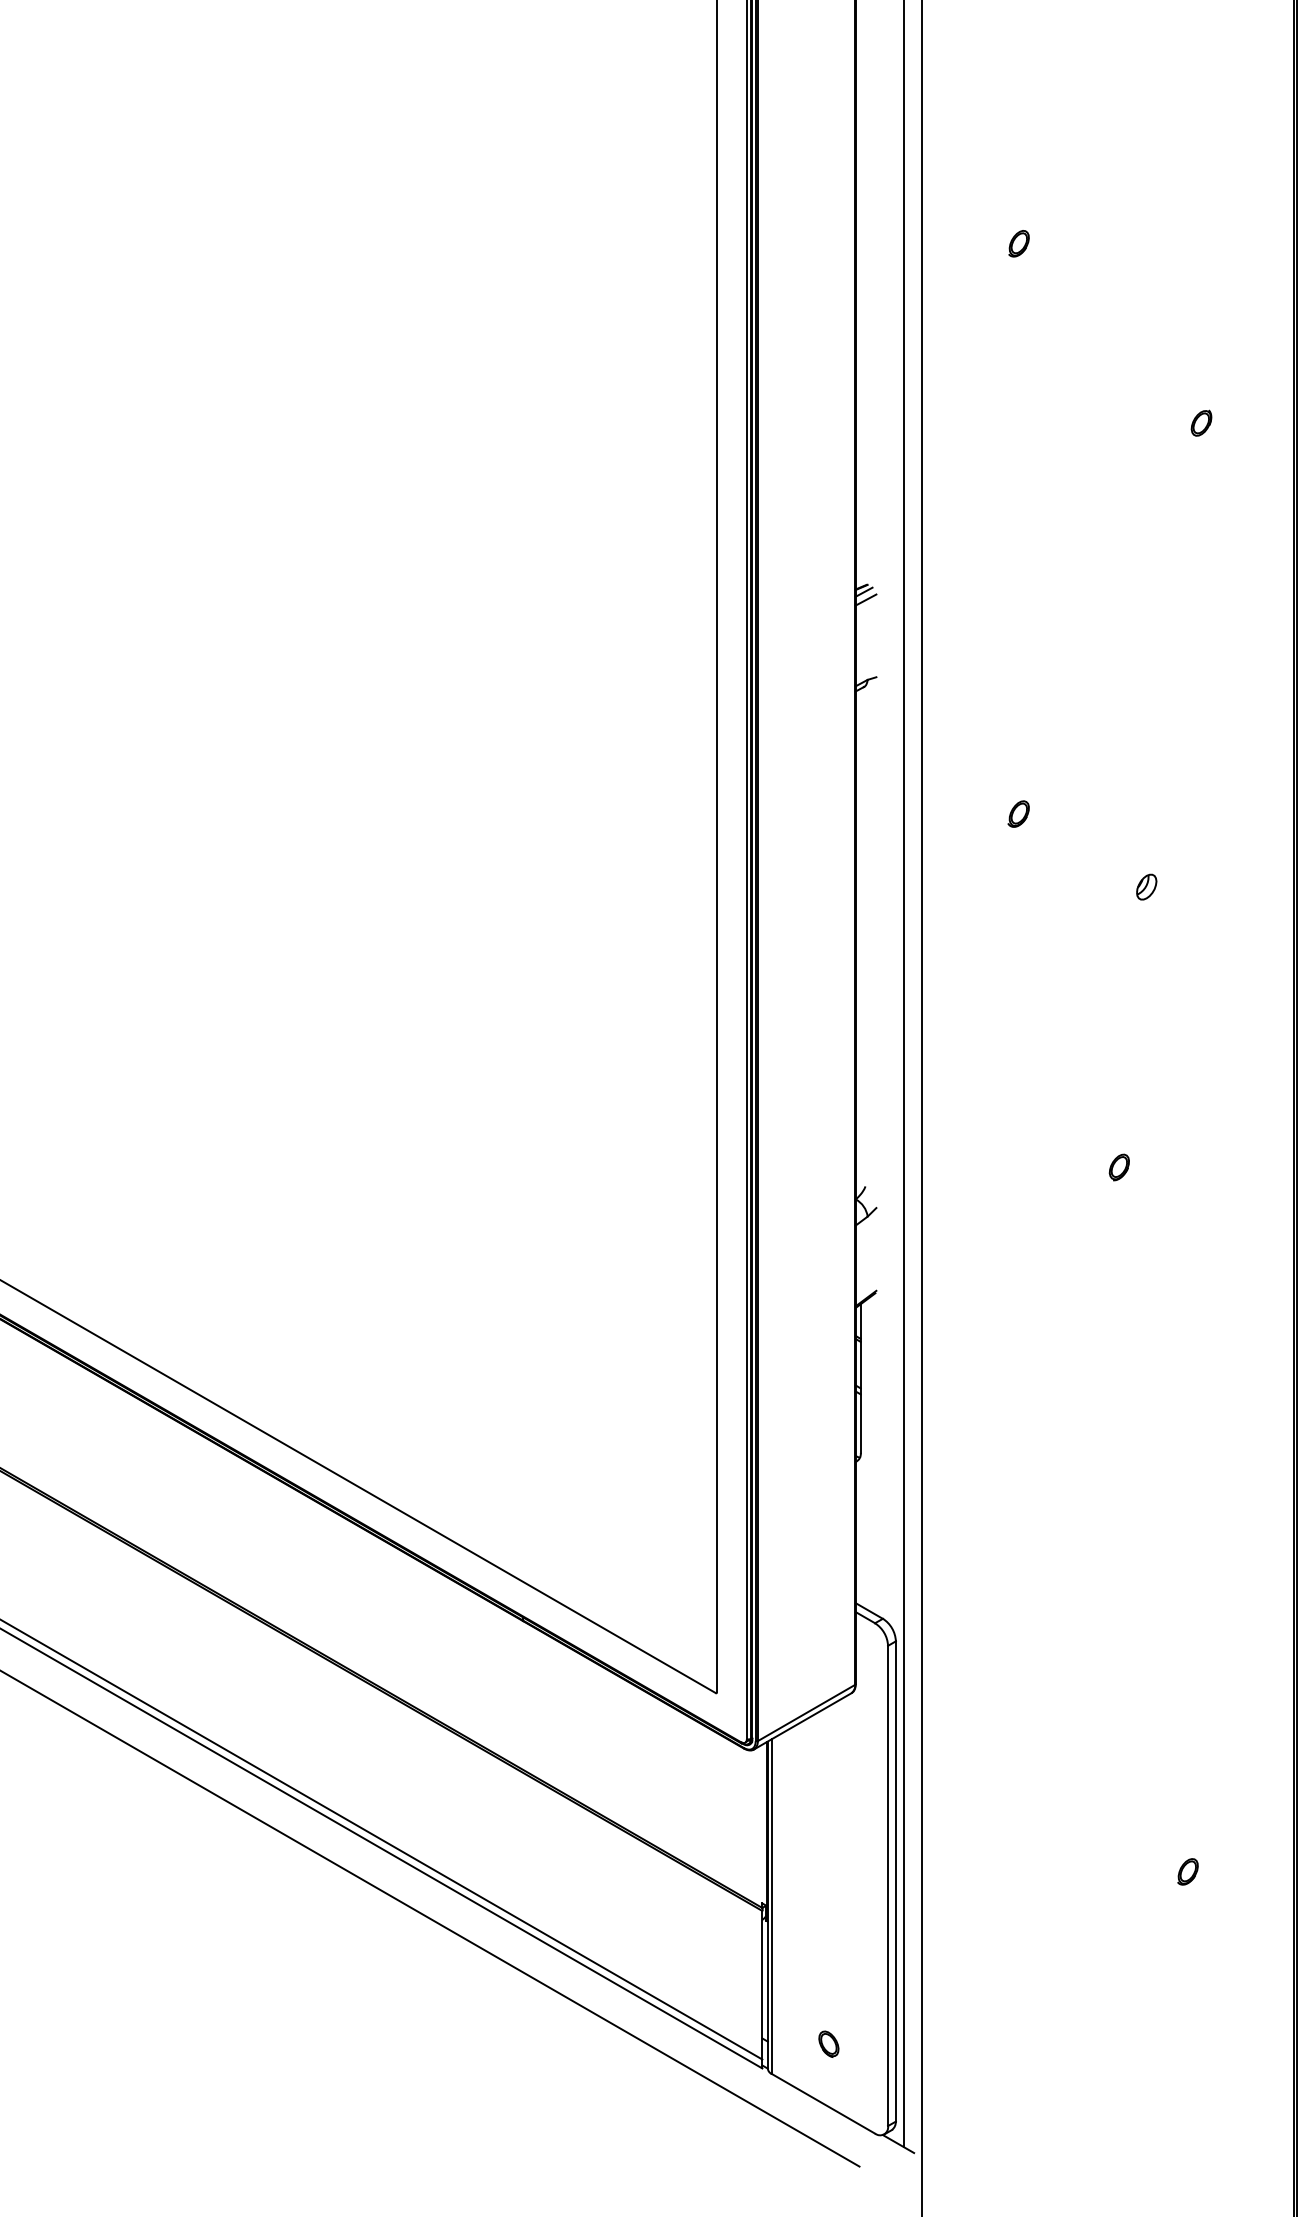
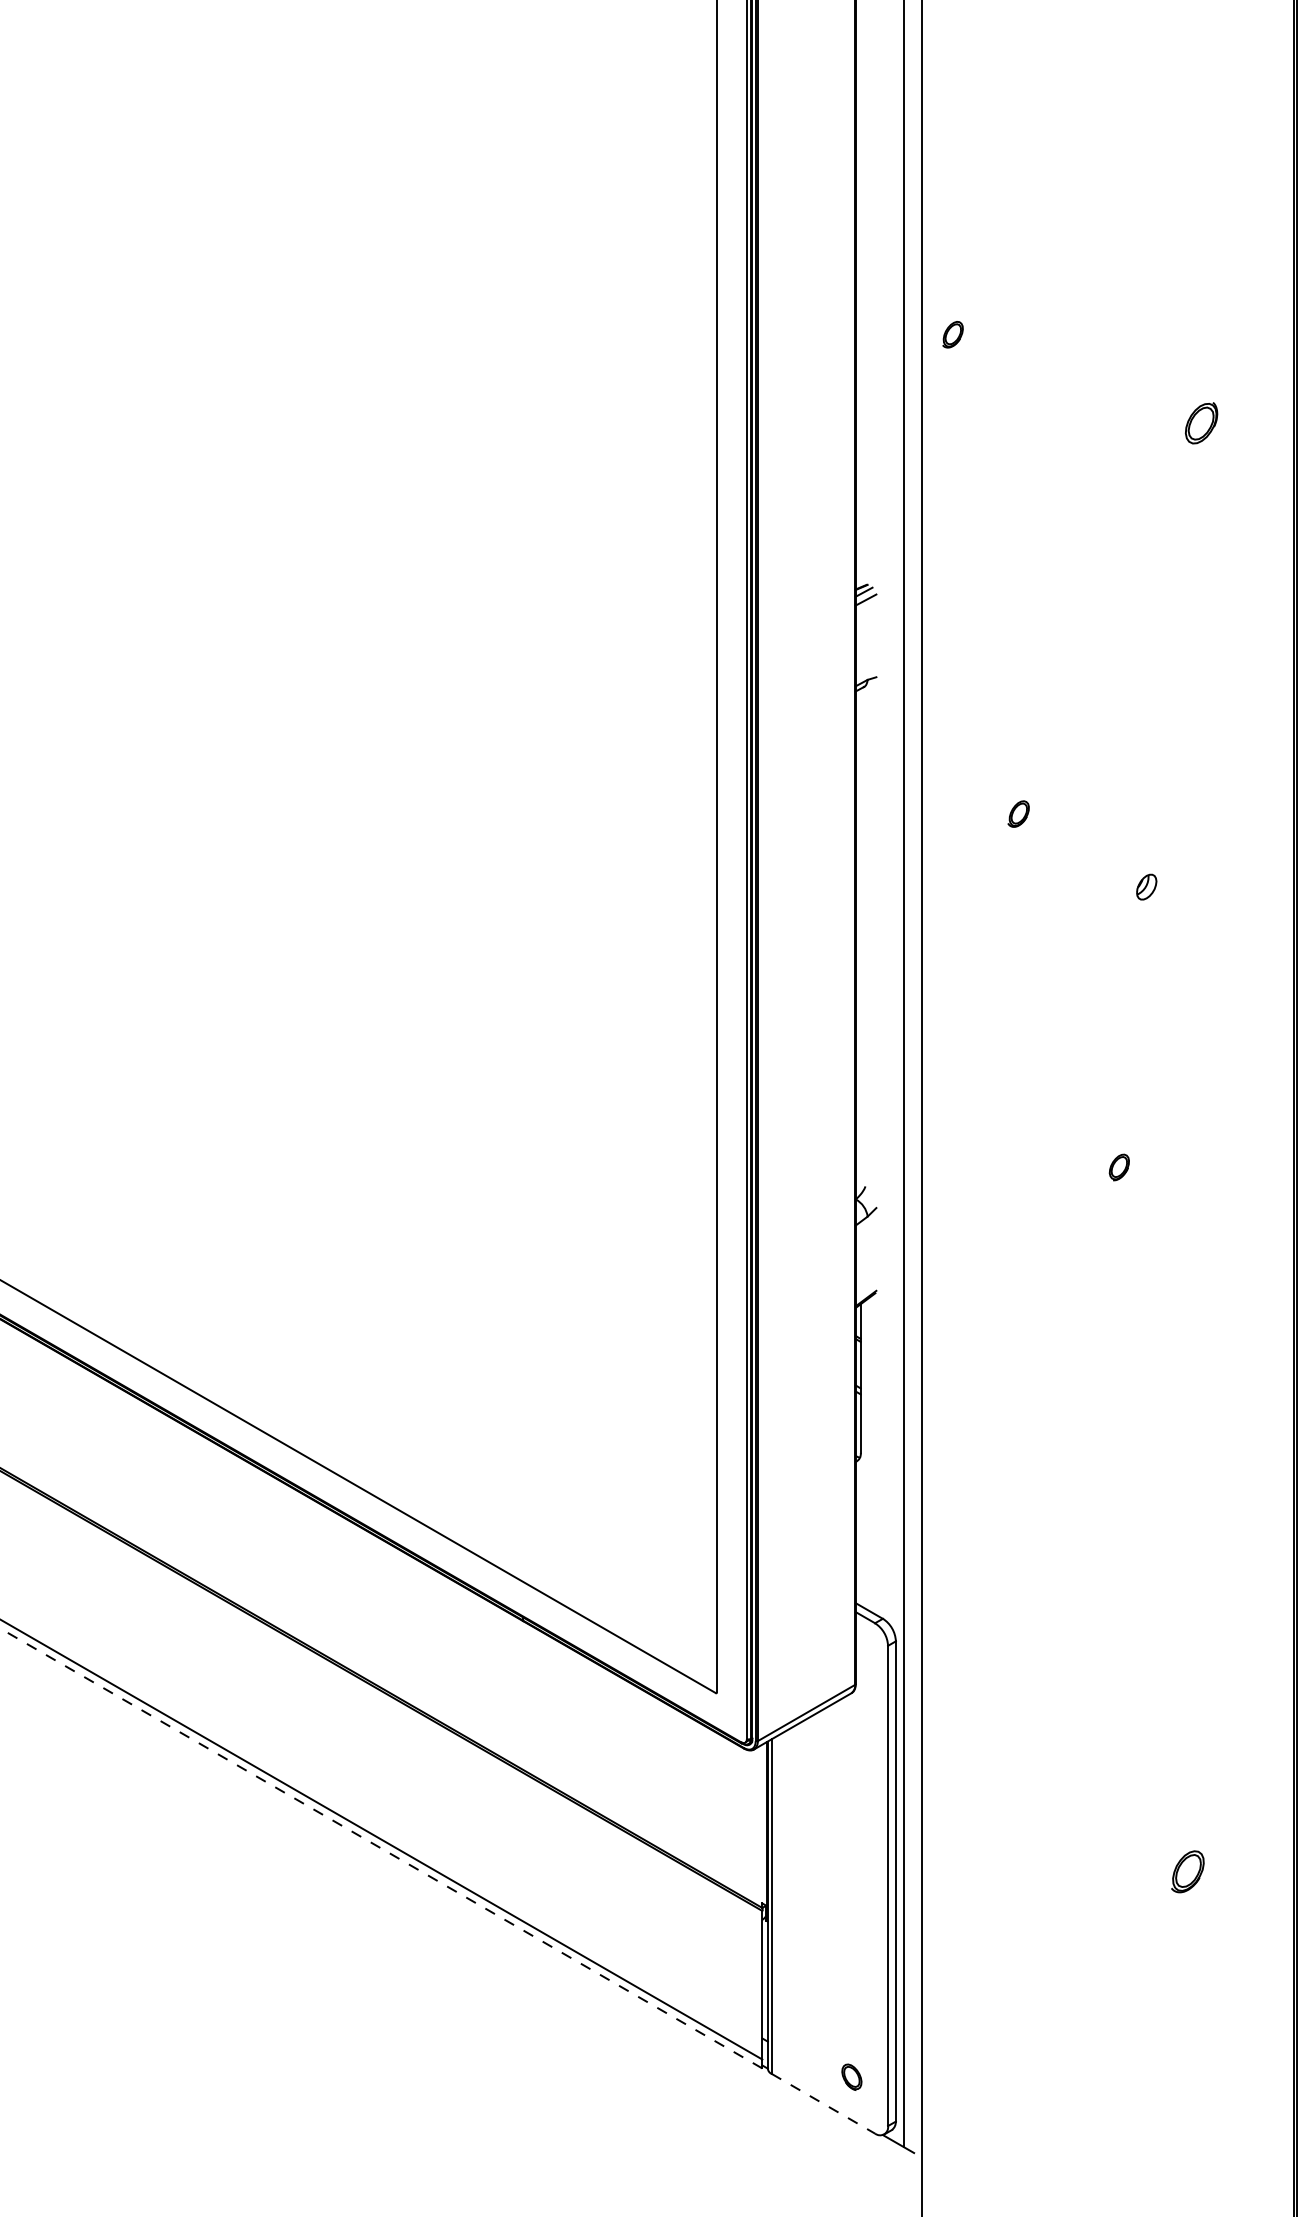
part position: (1018, 243) -> (952, 334) (952, 334)
part size: 23x28 px -> 34x43 px (1201, 423)
line: solid -> dashed (381, 1848)
part size: 22x28 px -> 34x44 px (1187, 1871)
line: present -> none (430, 1918)
part position: (828, 2043) -> (851, 2076) (851, 2076)
line: solid -> dashed (823, 2103)
